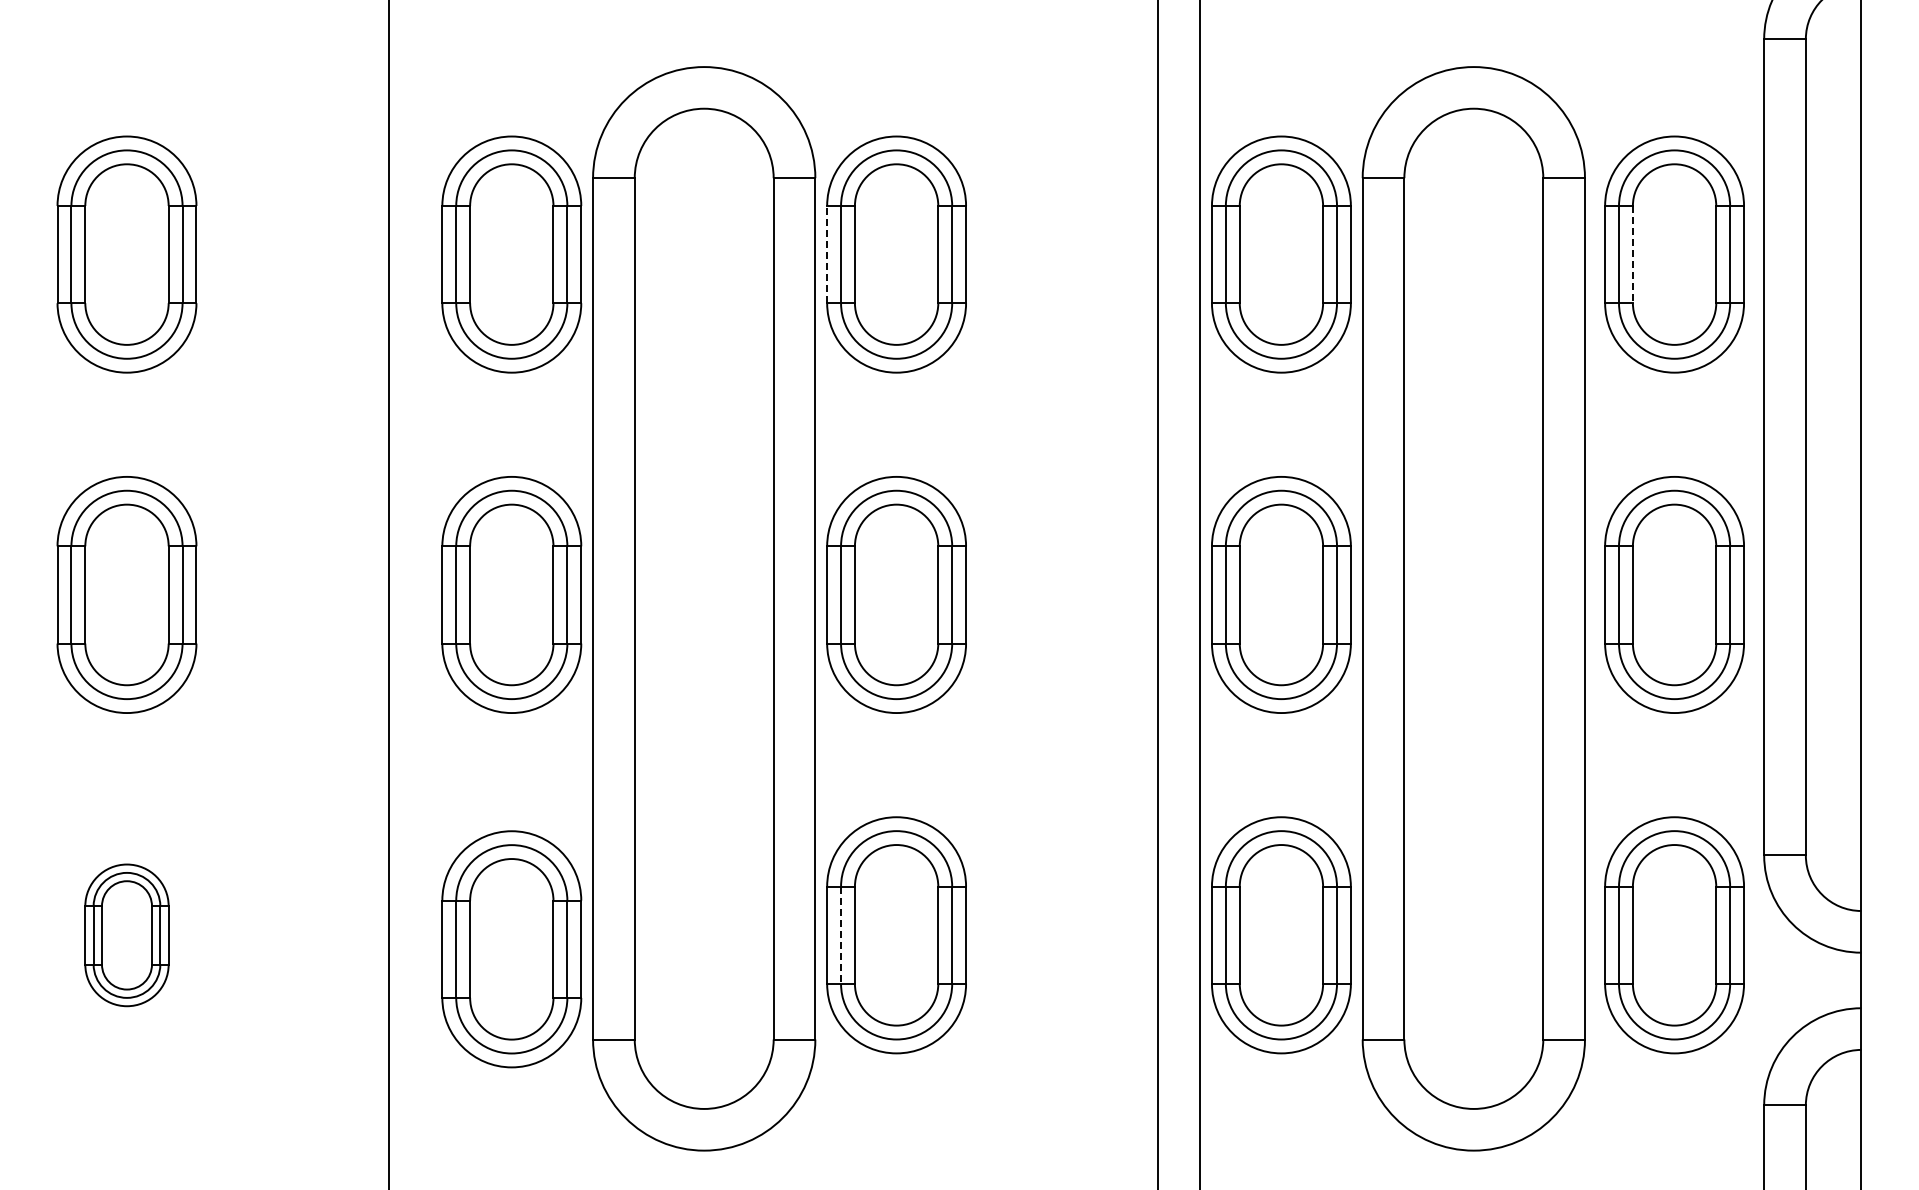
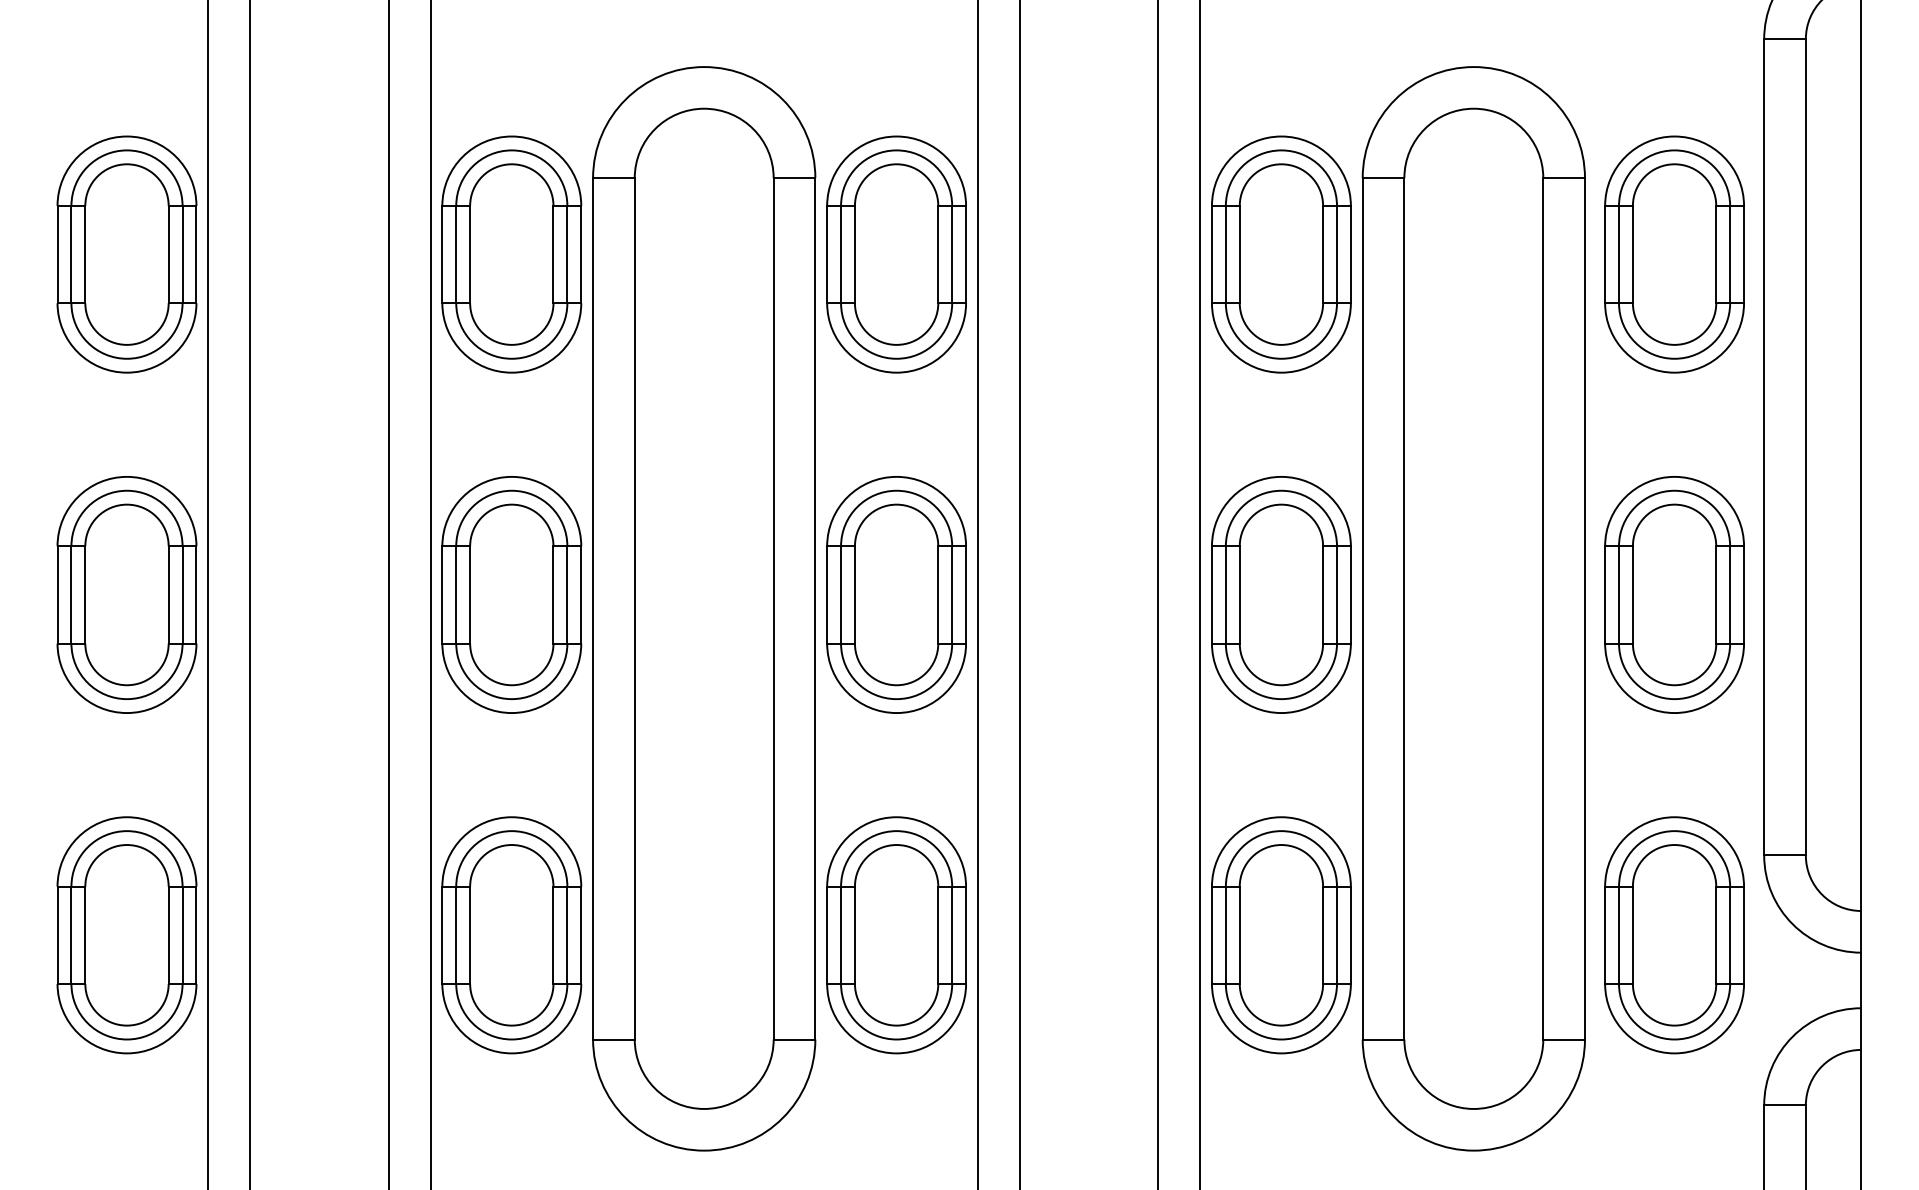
line: dashed -> solid (827, 254)
line: dashed -> solid (1632, 254)
line: none -> present (208, 594)
line: none -> present (249, 594)
line: none -> present (430, 594)
line: none -> present (977, 594)
line: none -> present (1019, 594)
part size: 86x145 px -> 142x239 px (126, 935)
line: dashed -> solid (841, 935)
part position: (511, 949) -> (511, 935) (511, 935)
